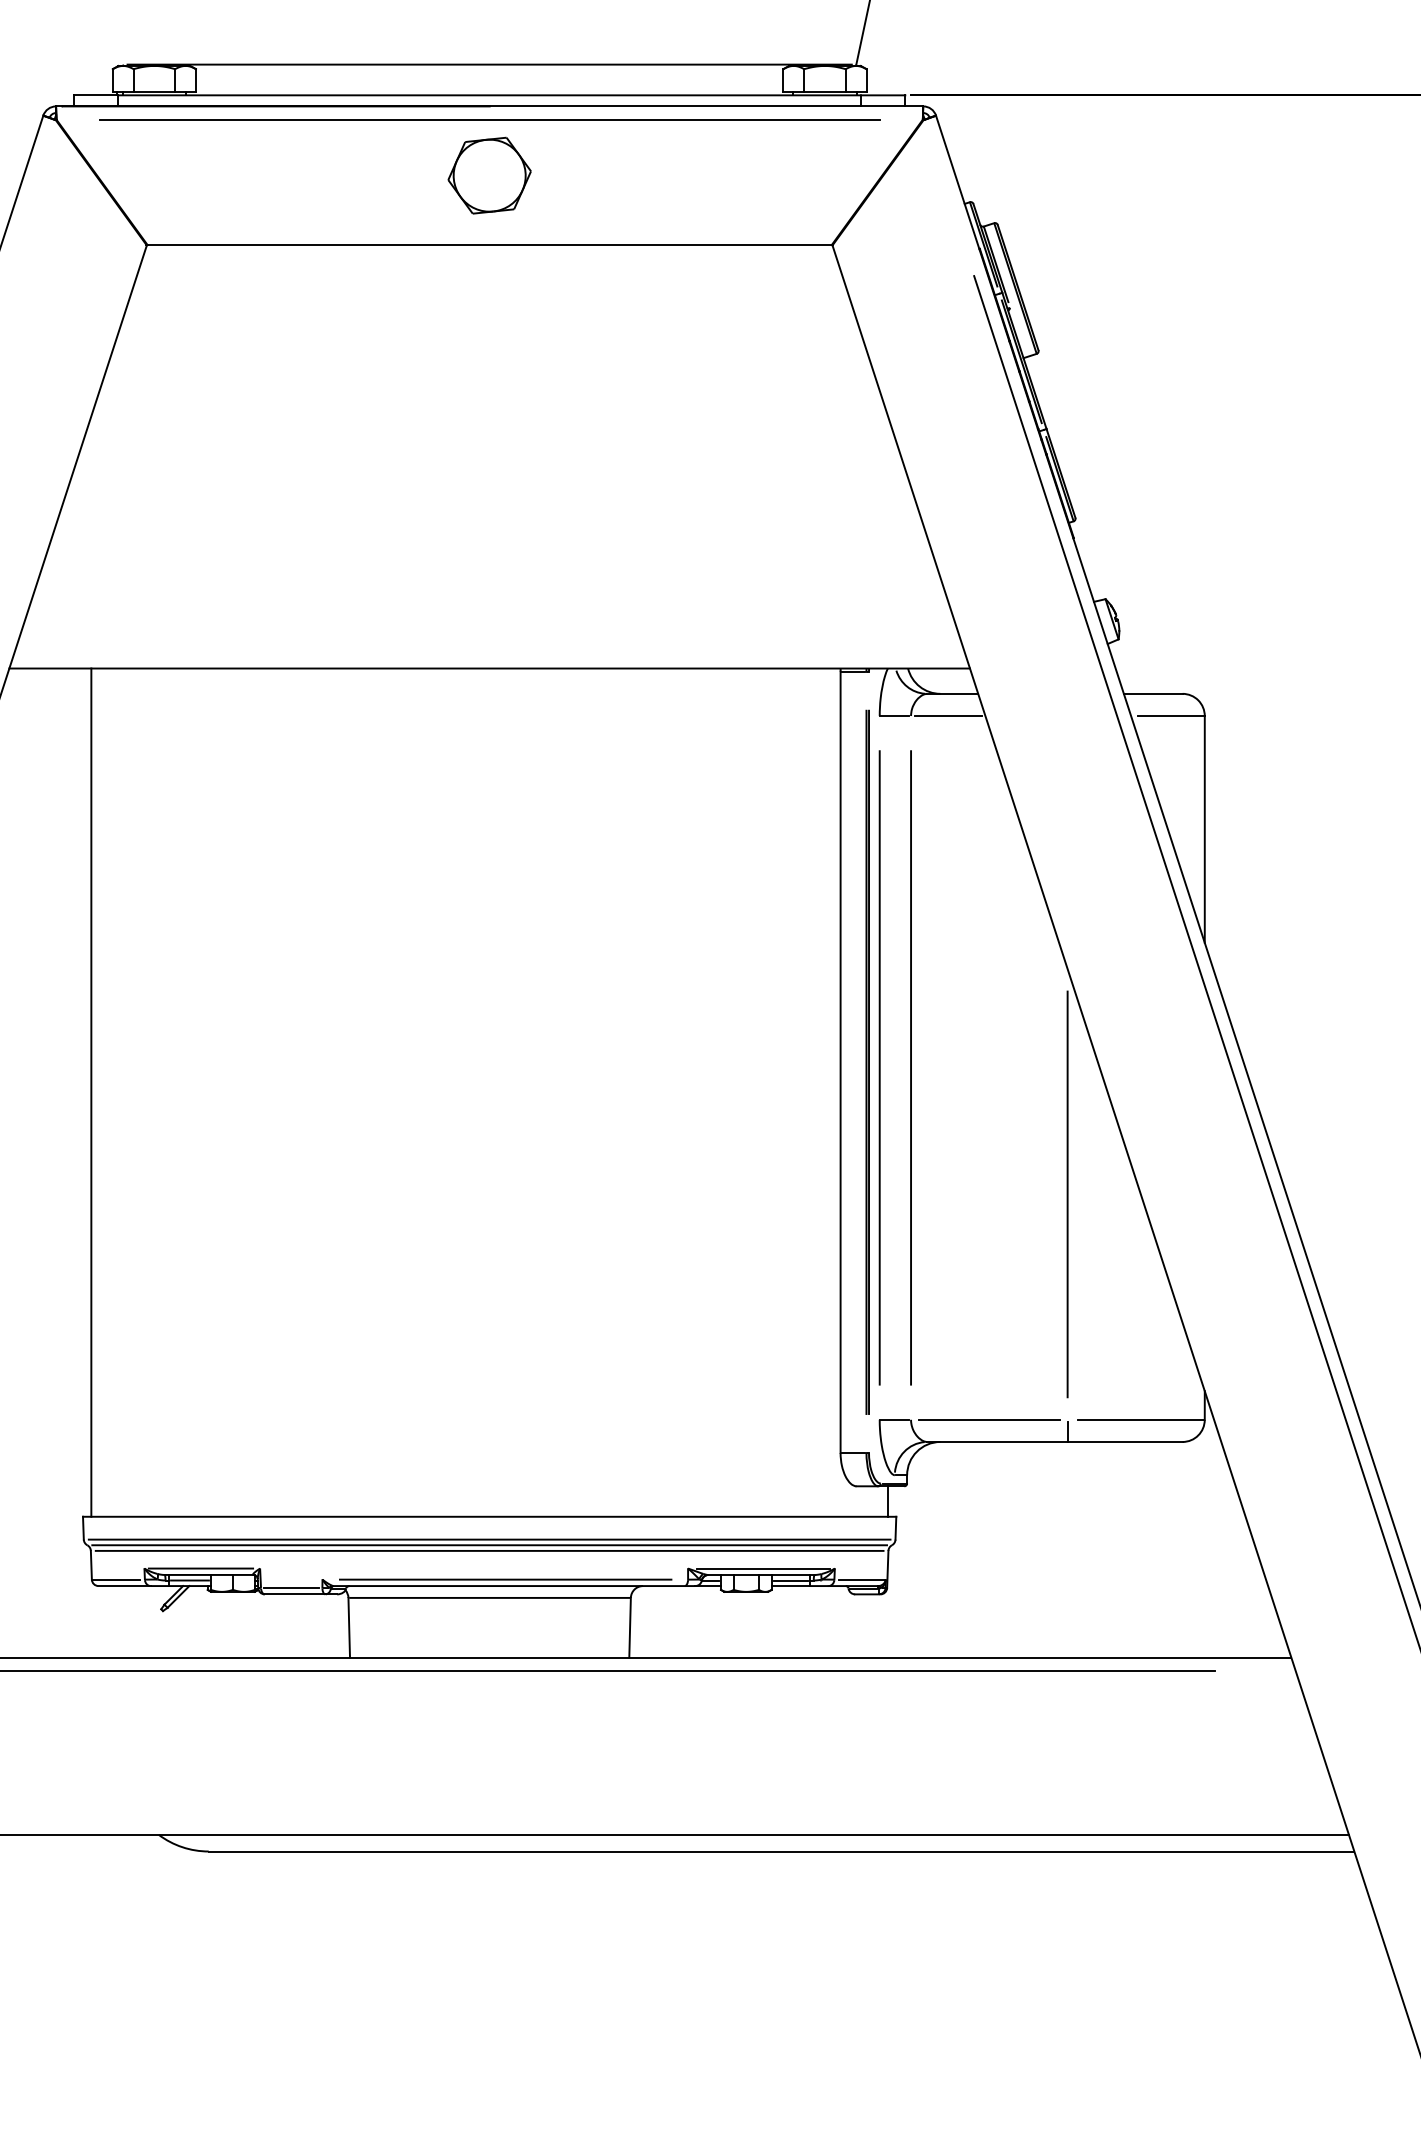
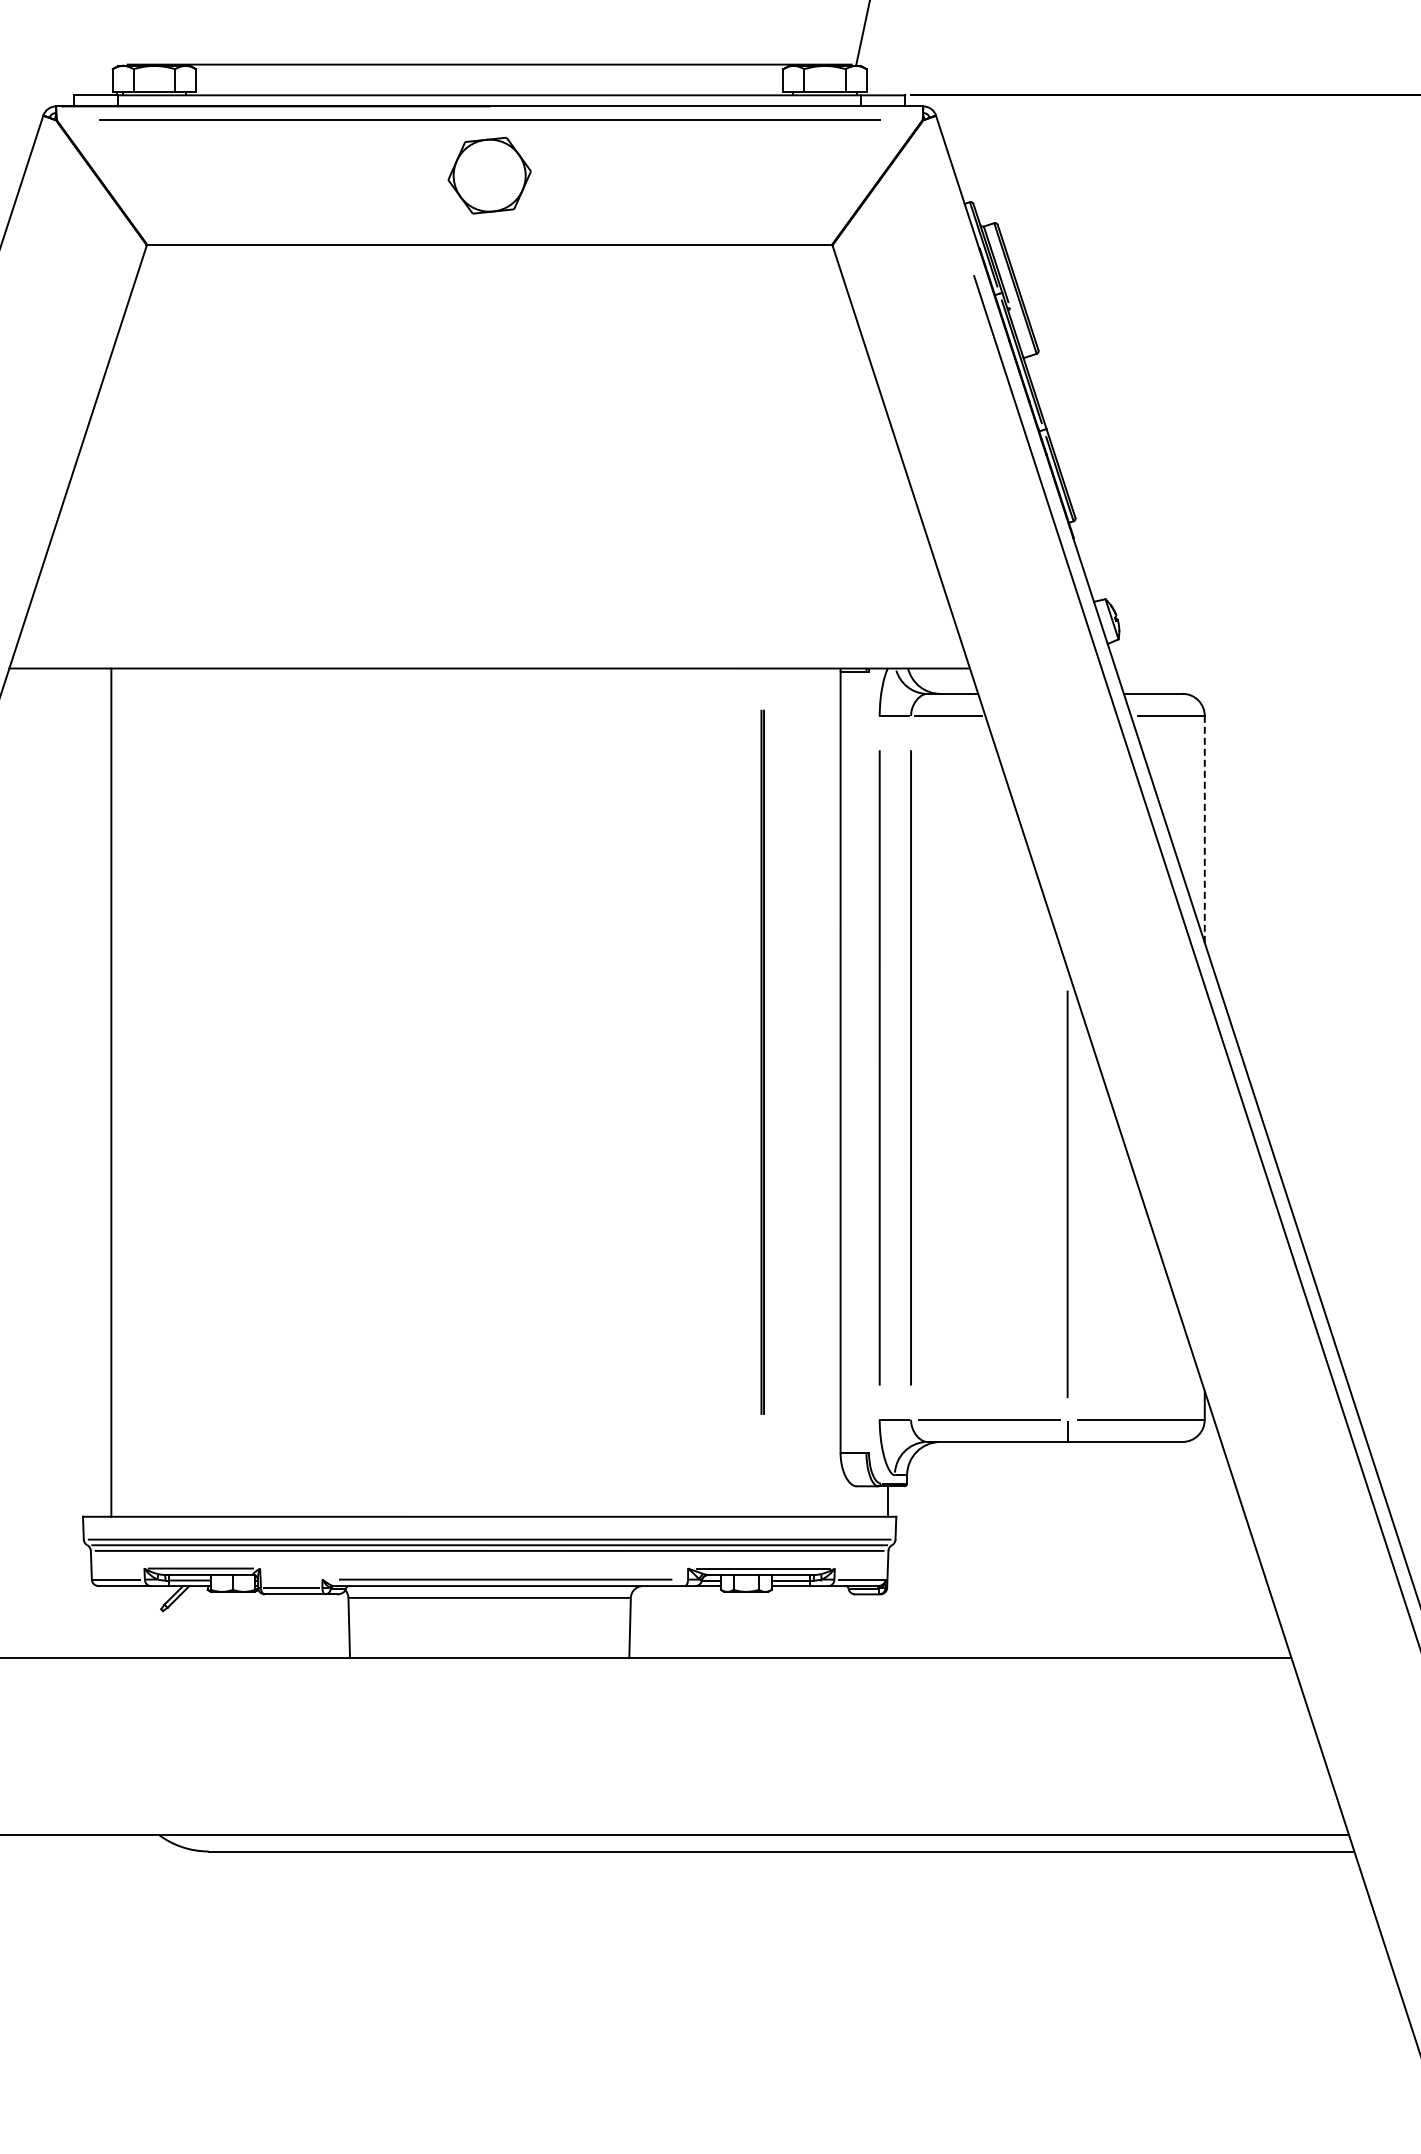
line: solid -> dashed (1204, 828)
line position: (867, 1061) -> (762, 1061) (762, 1061)
line position: (91, 1092) -> (111, 1092) (111, 1092)
line: present -> none (608, 1670)
